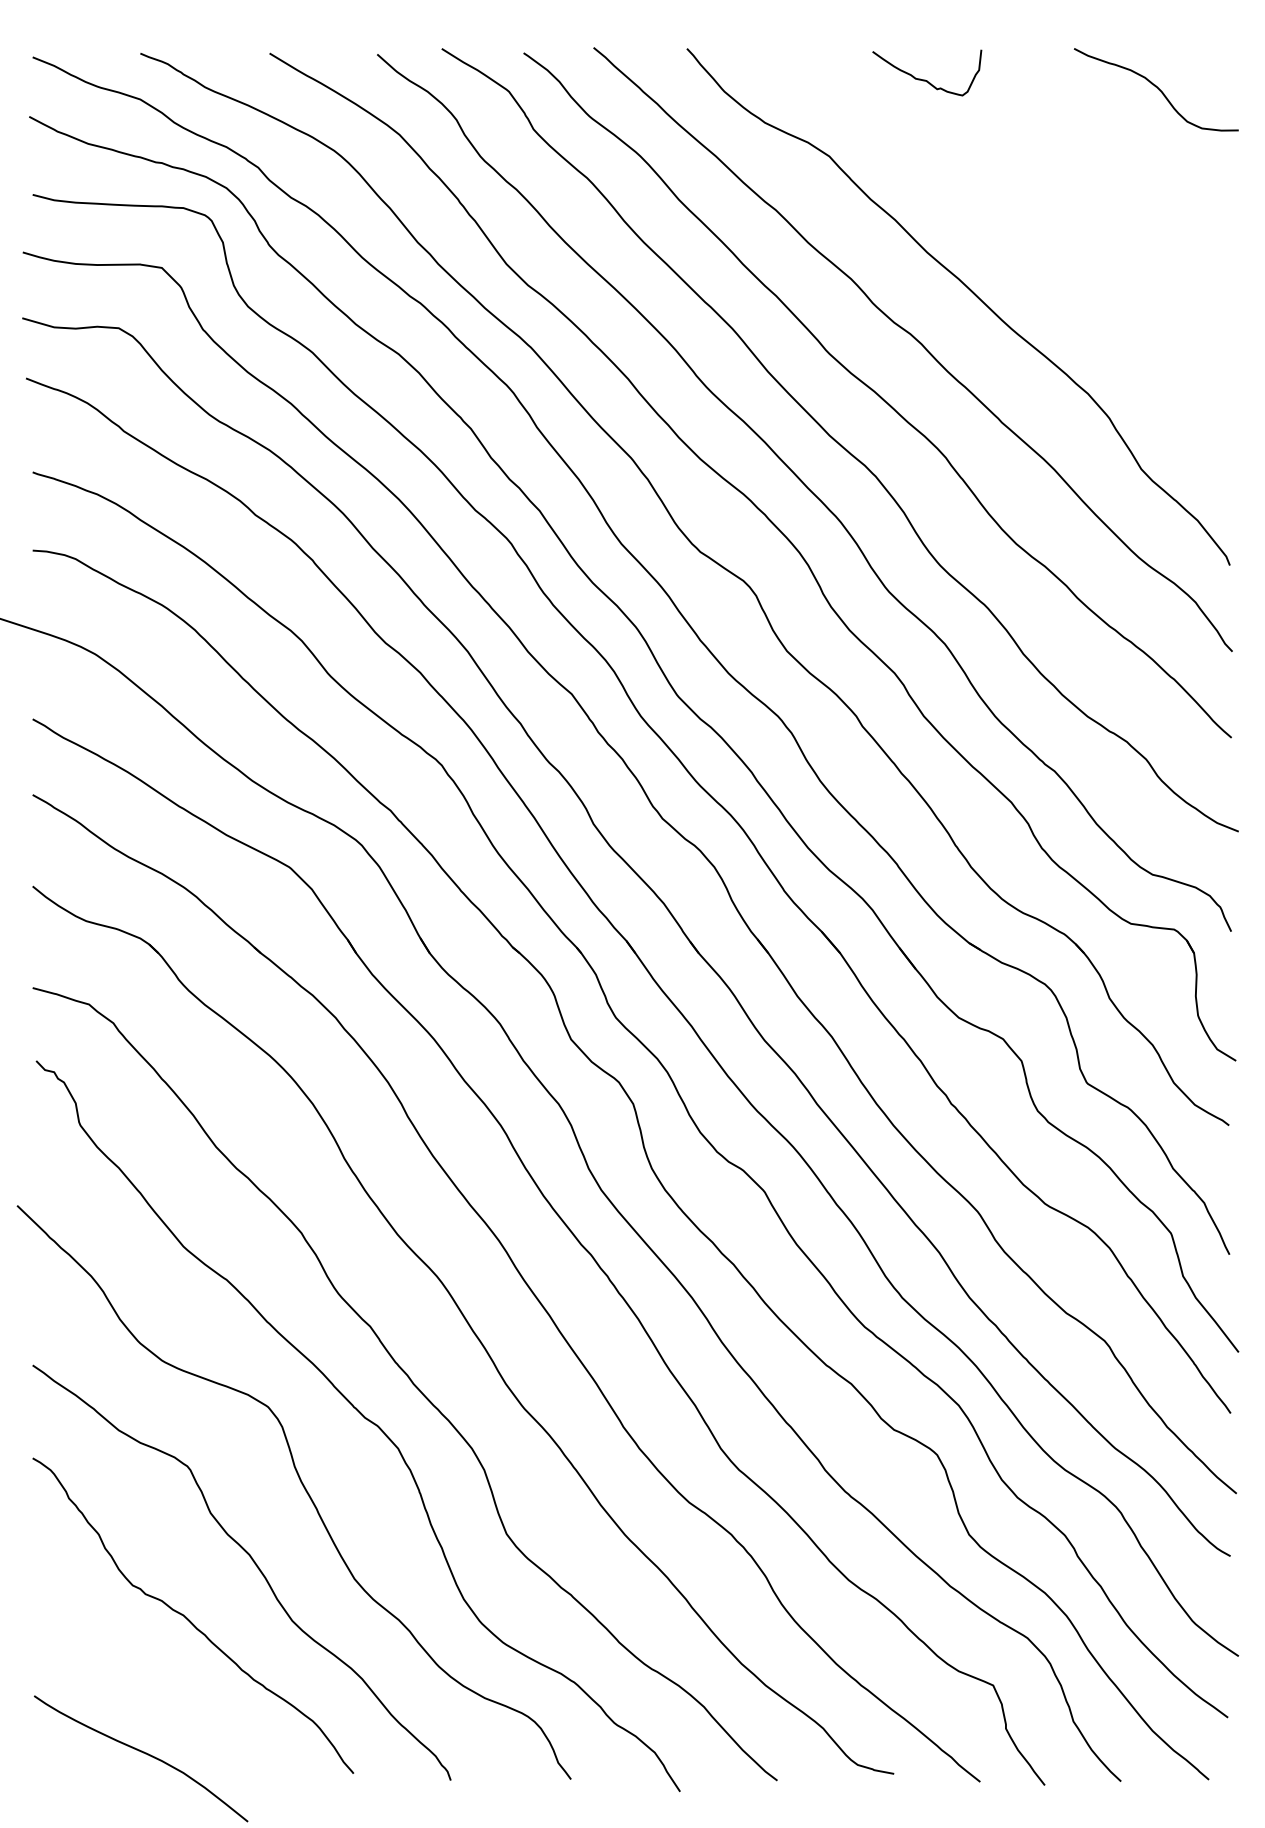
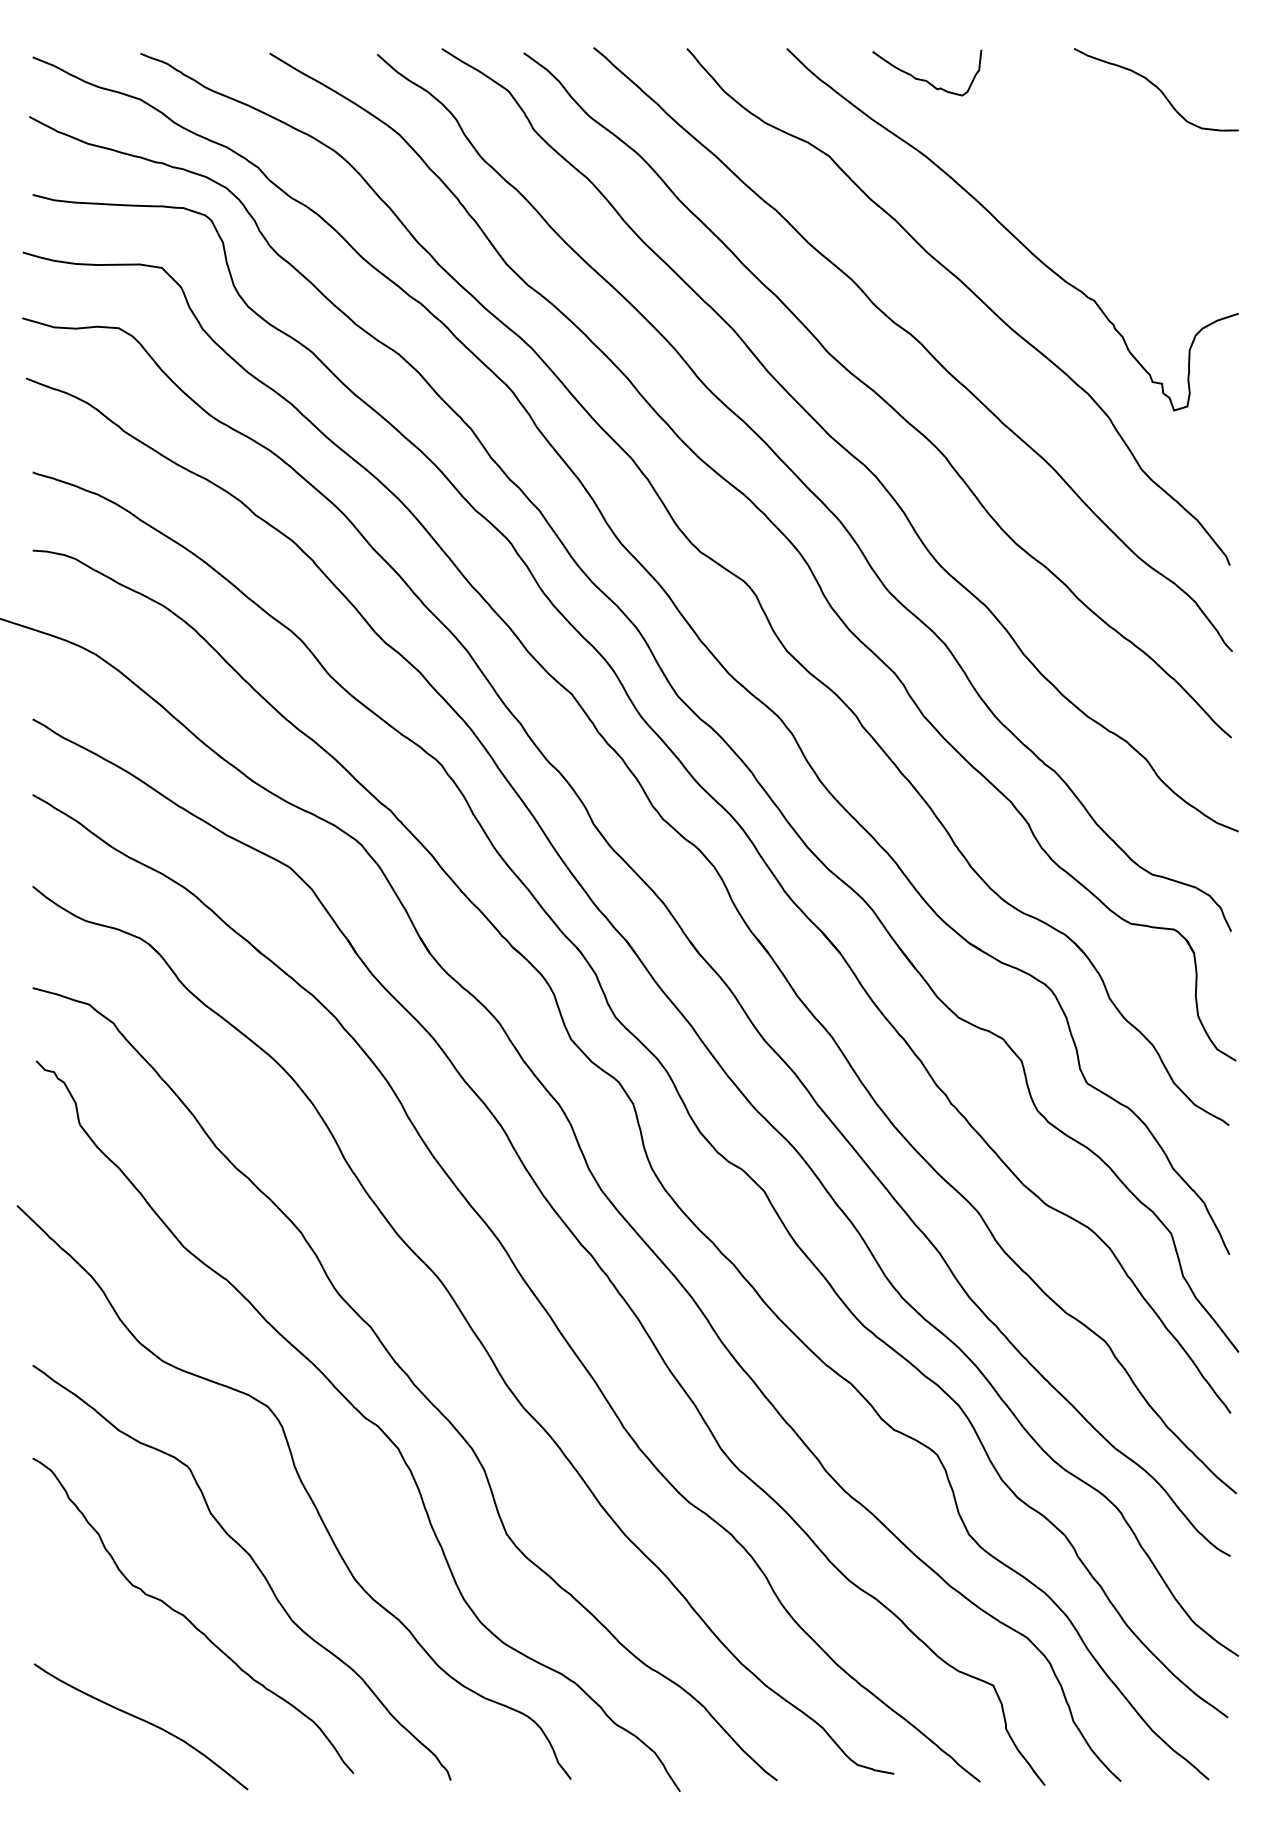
curve: none -> present (1010, 231)
curve position: (143, 1753) -> (143, 1721) (143, 1721)
